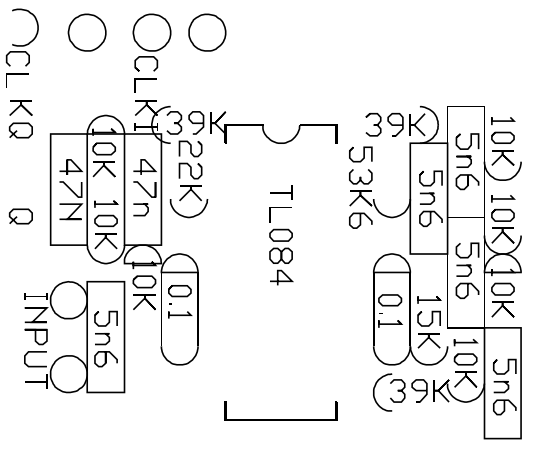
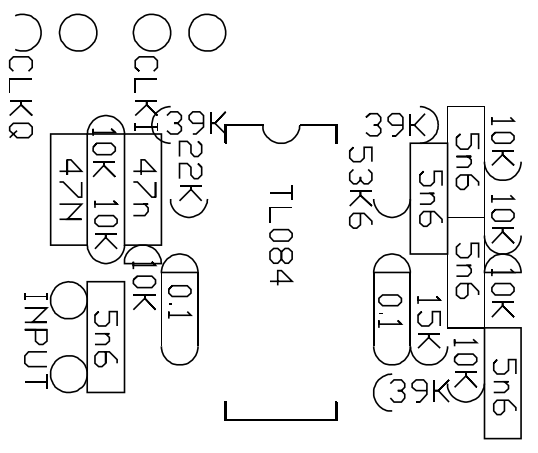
part position: (86, 32) -> (77, 32) (77, 32)
part position: (21, 47) -> (24, 52) (24, 52)
curve: present -> none (17, 217)
